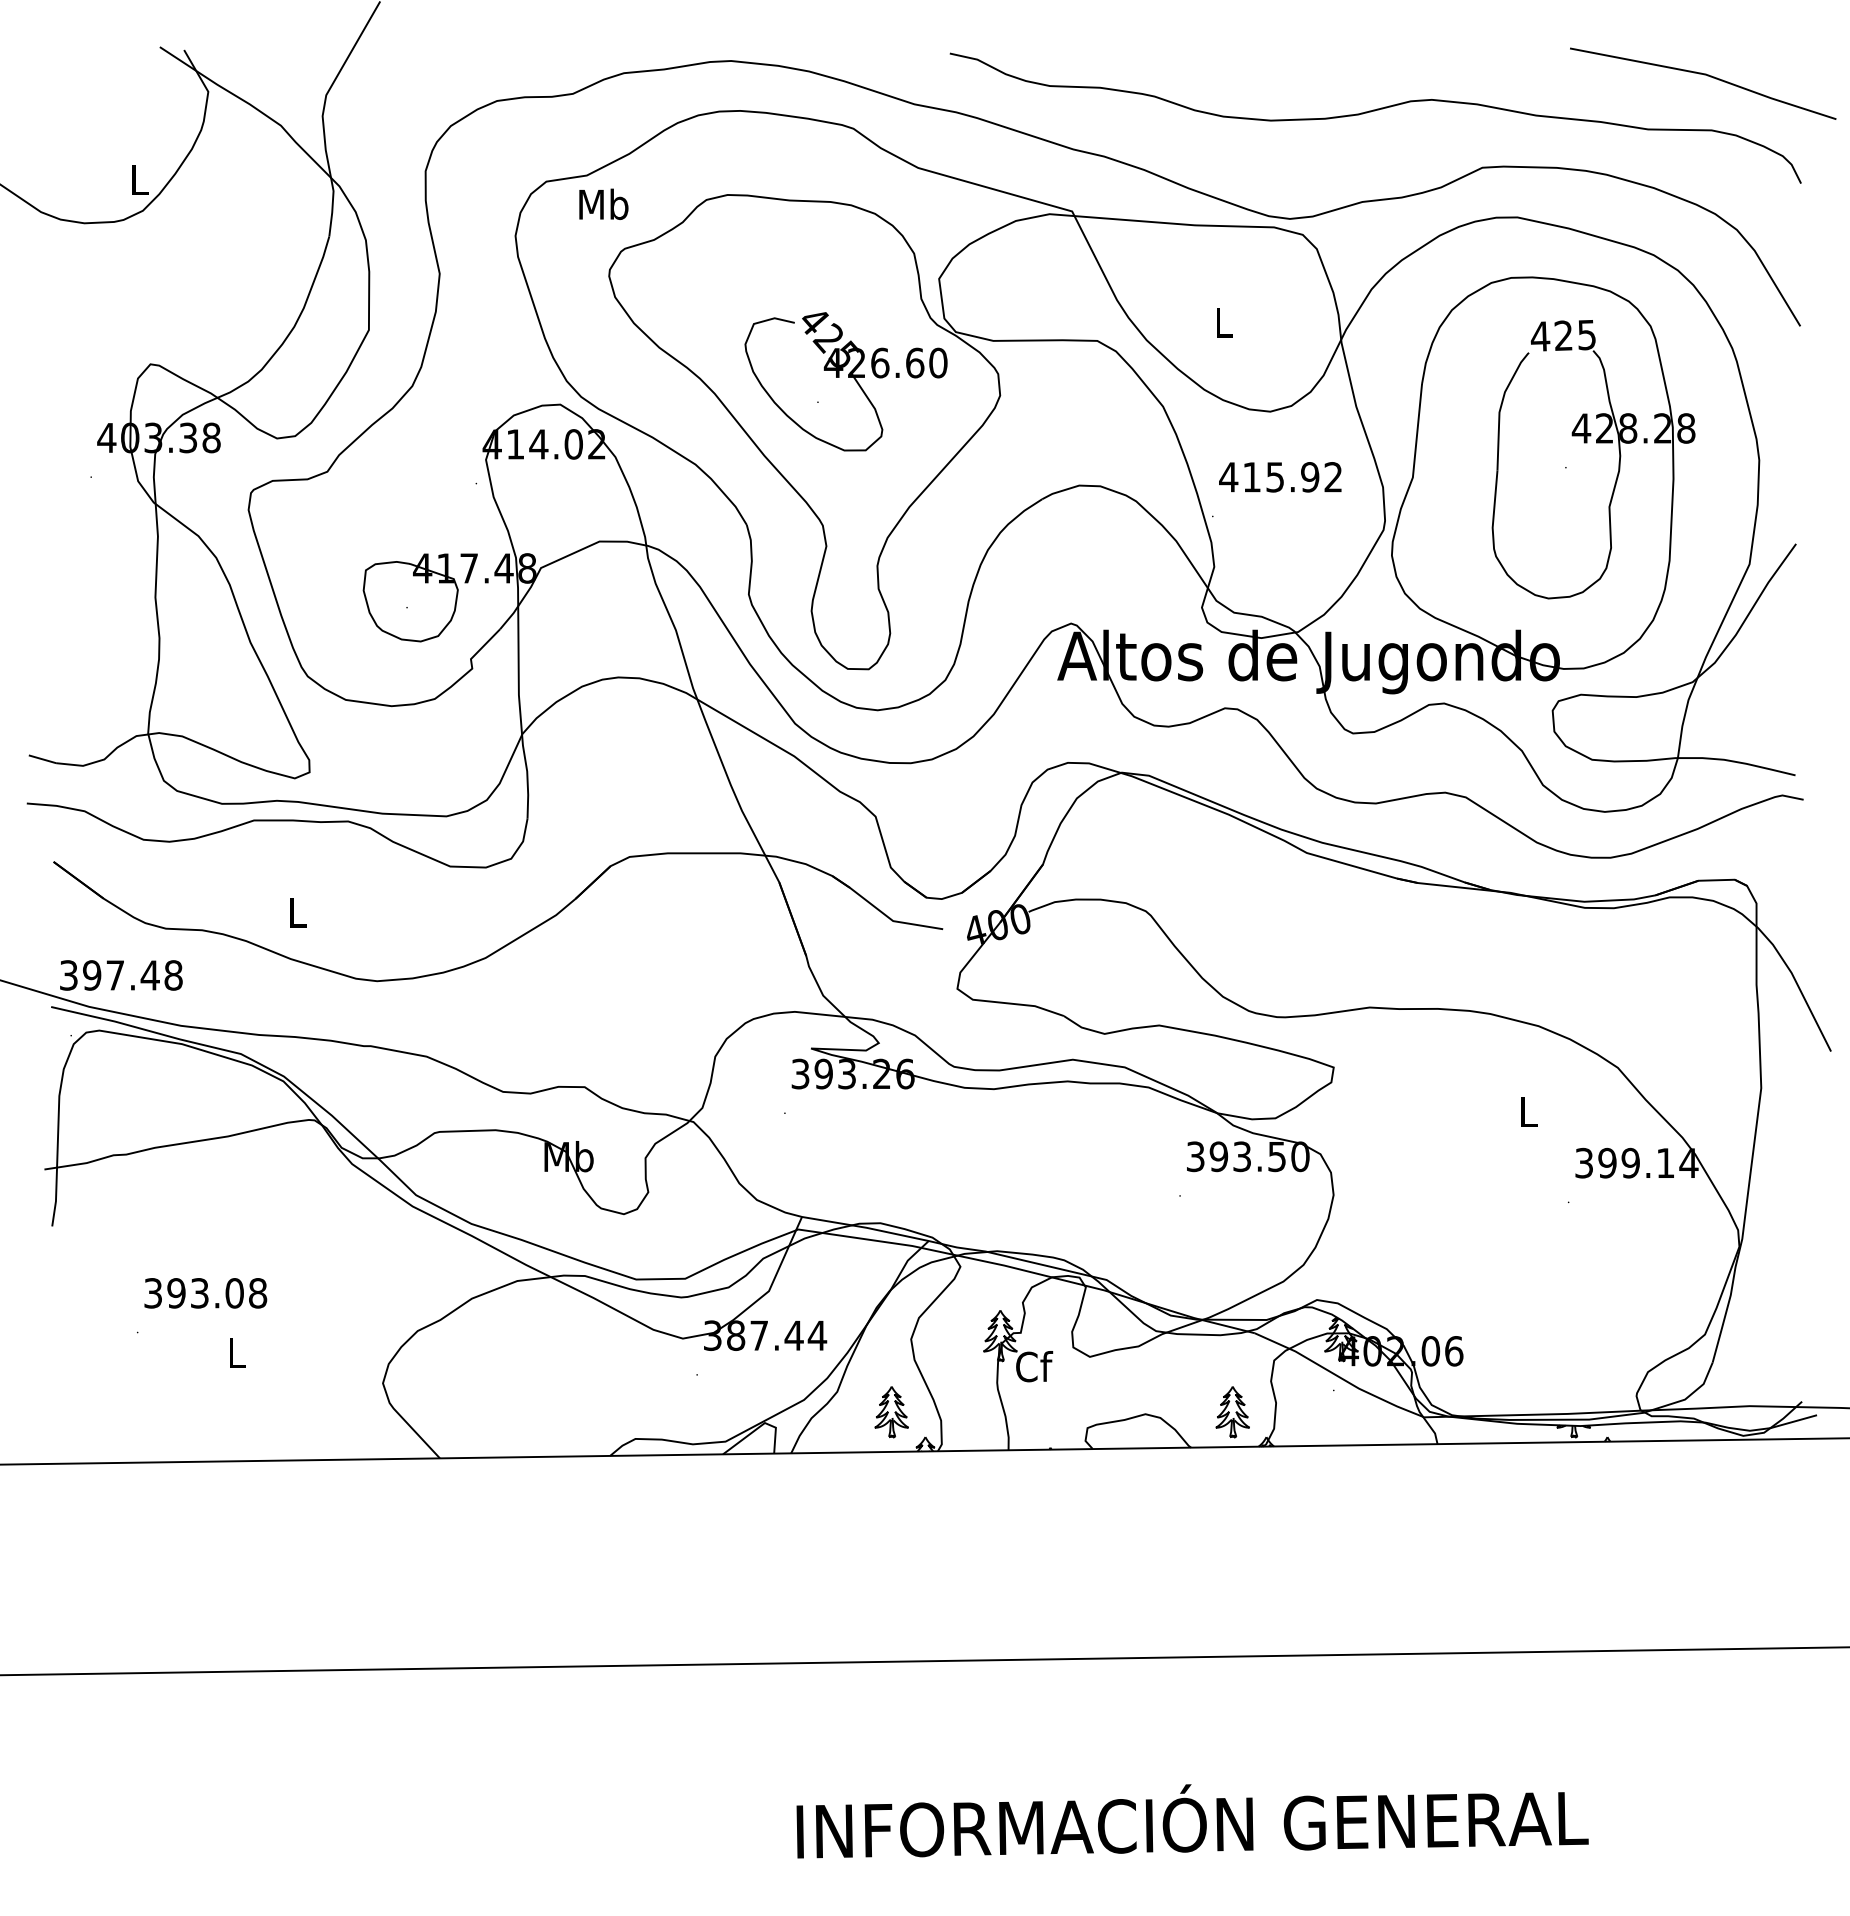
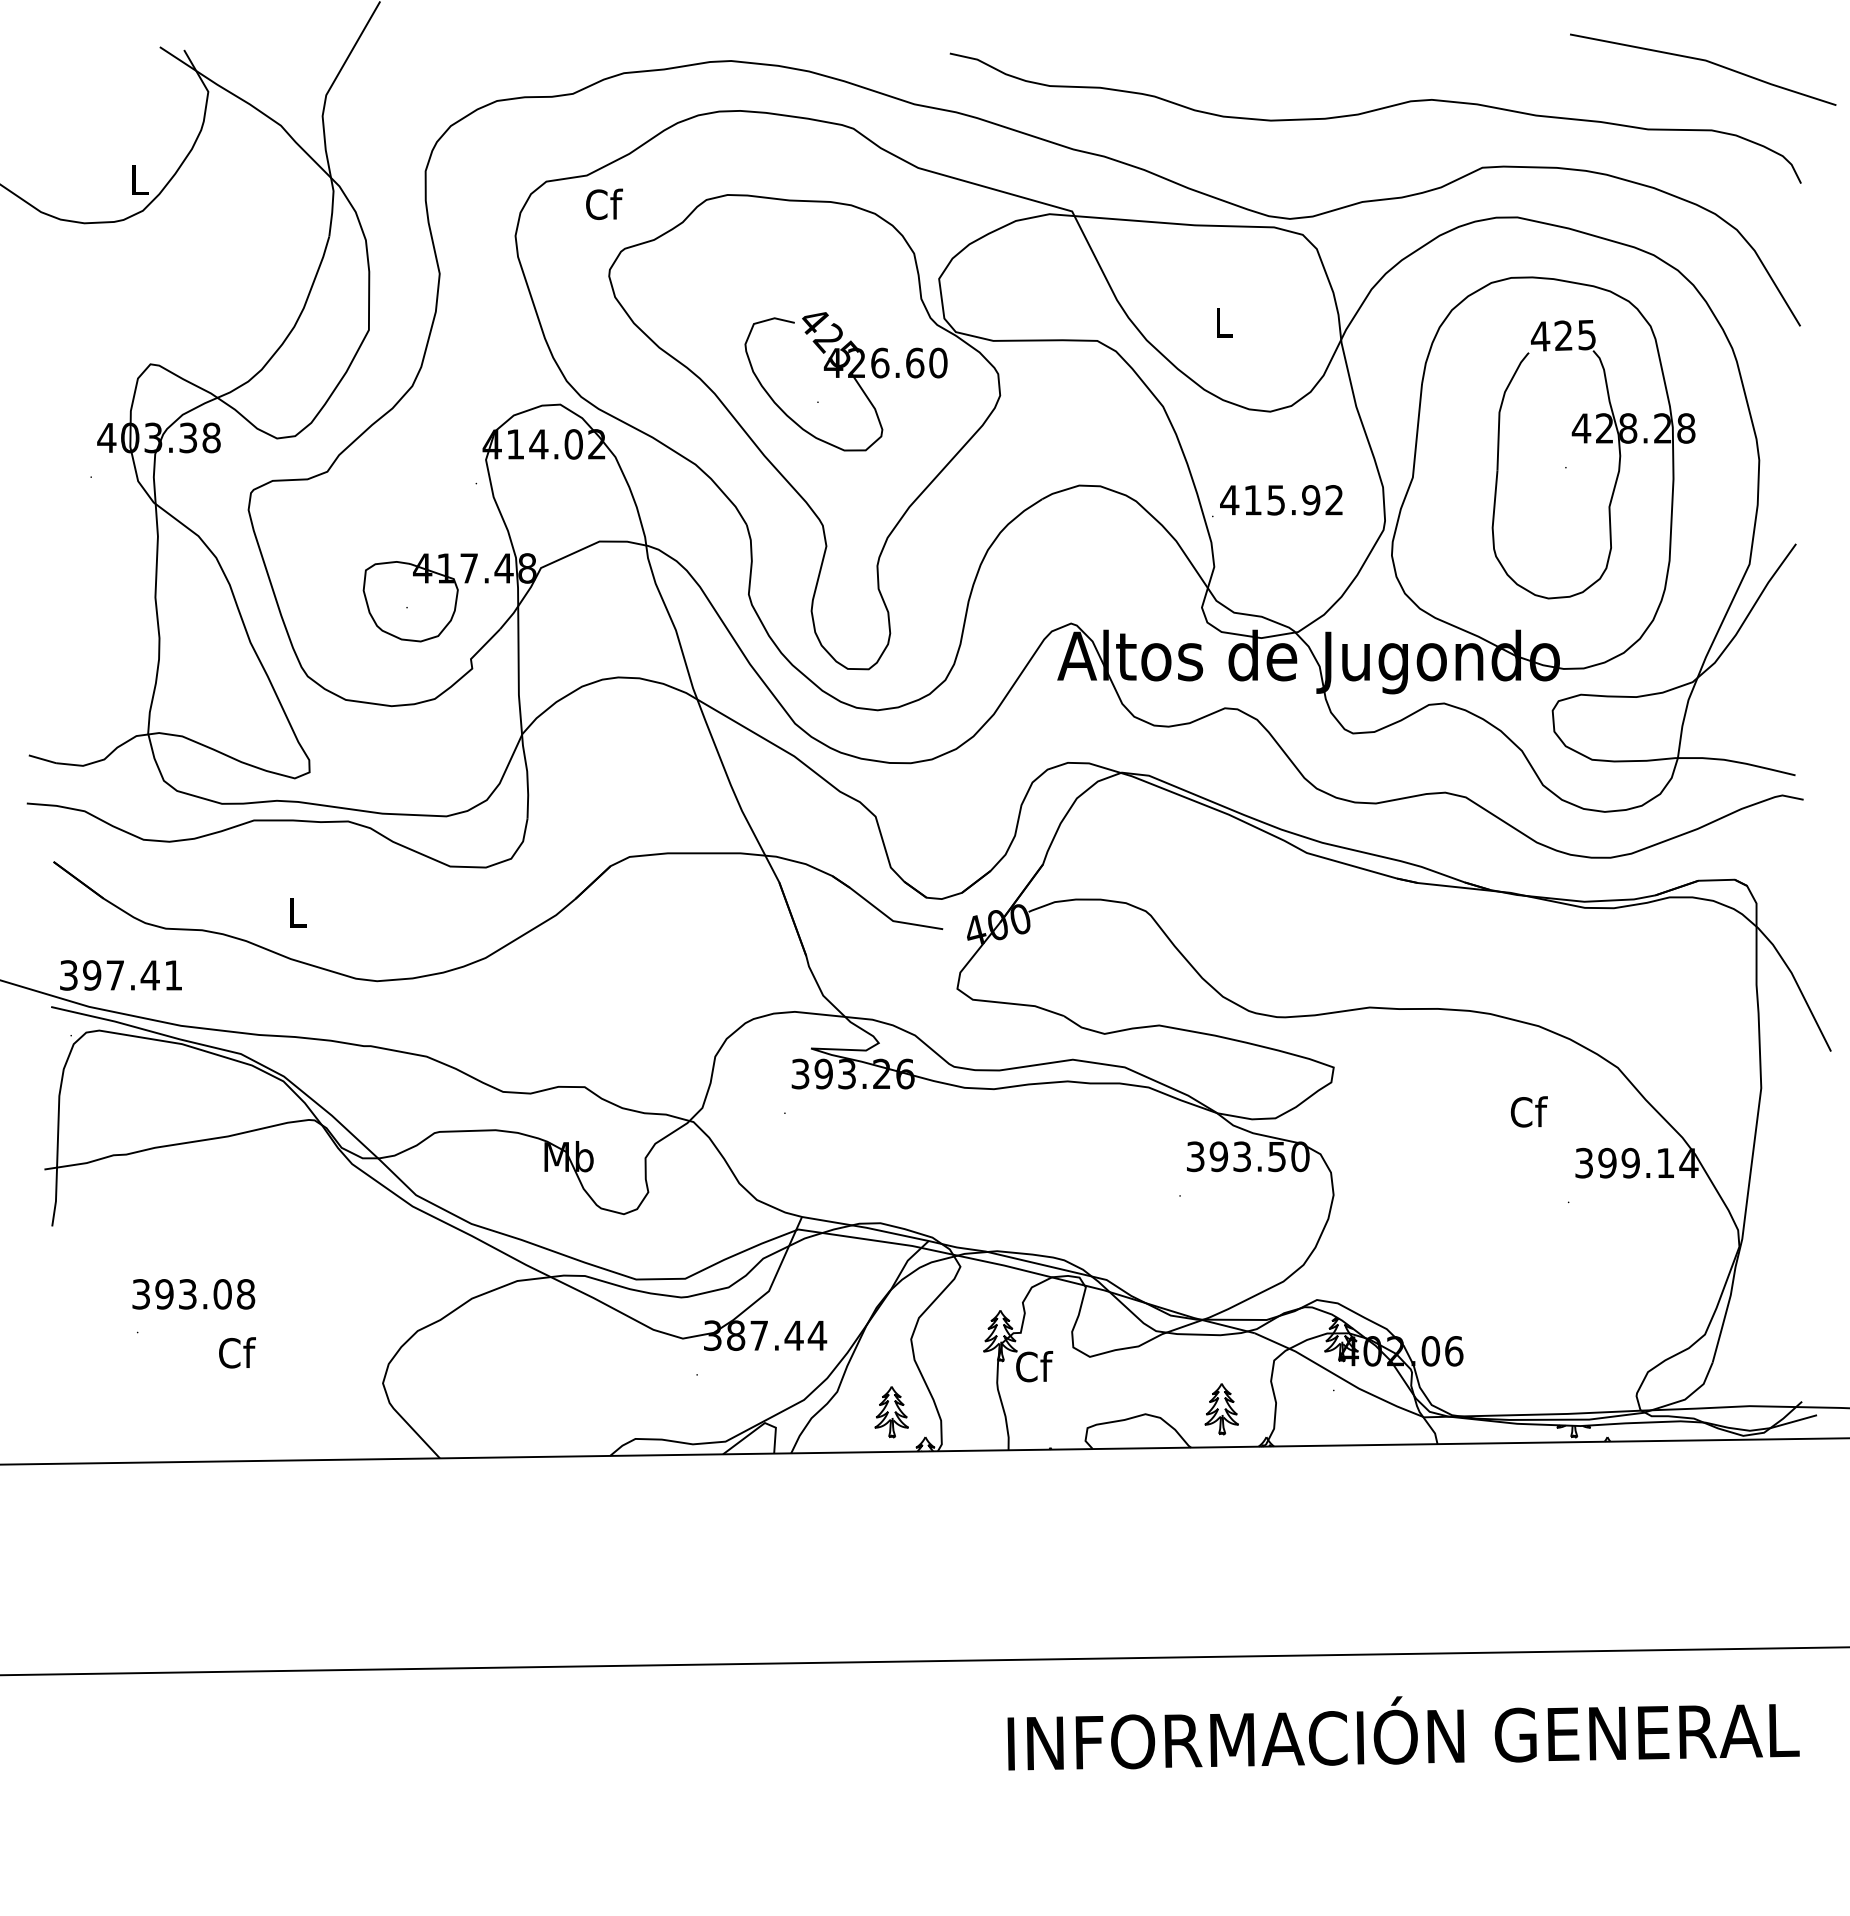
line position: (1704, 75) -> (1704, 61) (1704, 61)
text: Mb -> Cf (603, 204)
text position: (1280, 477) -> (1281, 500) (1281, 500)
text: 397.48 -> 397.41 (173, 975)
text: L -> Cf (1528, 1111)
text position: (205, 1293) -> (193, 1294) (193, 1294)
text: L -> Cf (237, 1352)
part position: (1232, 1412) -> (1221, 1409) (1221, 1409)
text position: (1192, 1821) -> (1403, 1733) (1403, 1733)
